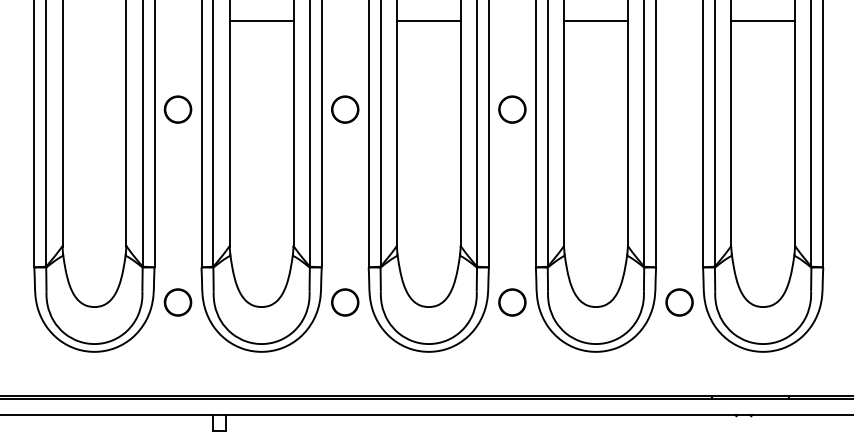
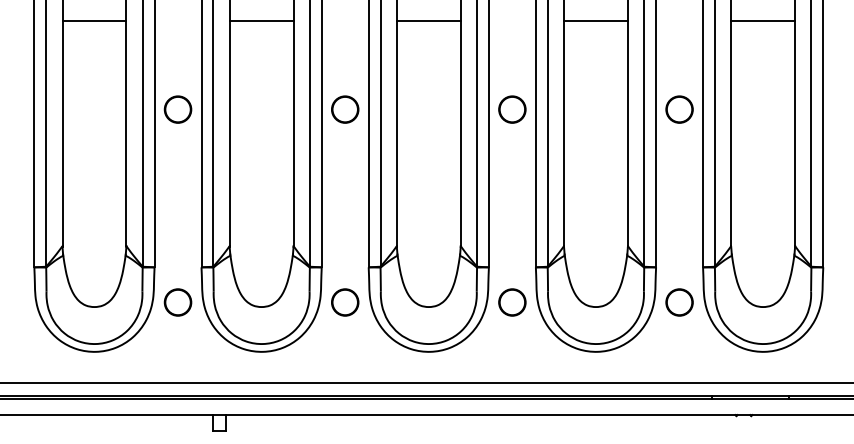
line: none -> present (94, 21)
circle: none -> present (679, 109)
line: none -> present (426, 382)
